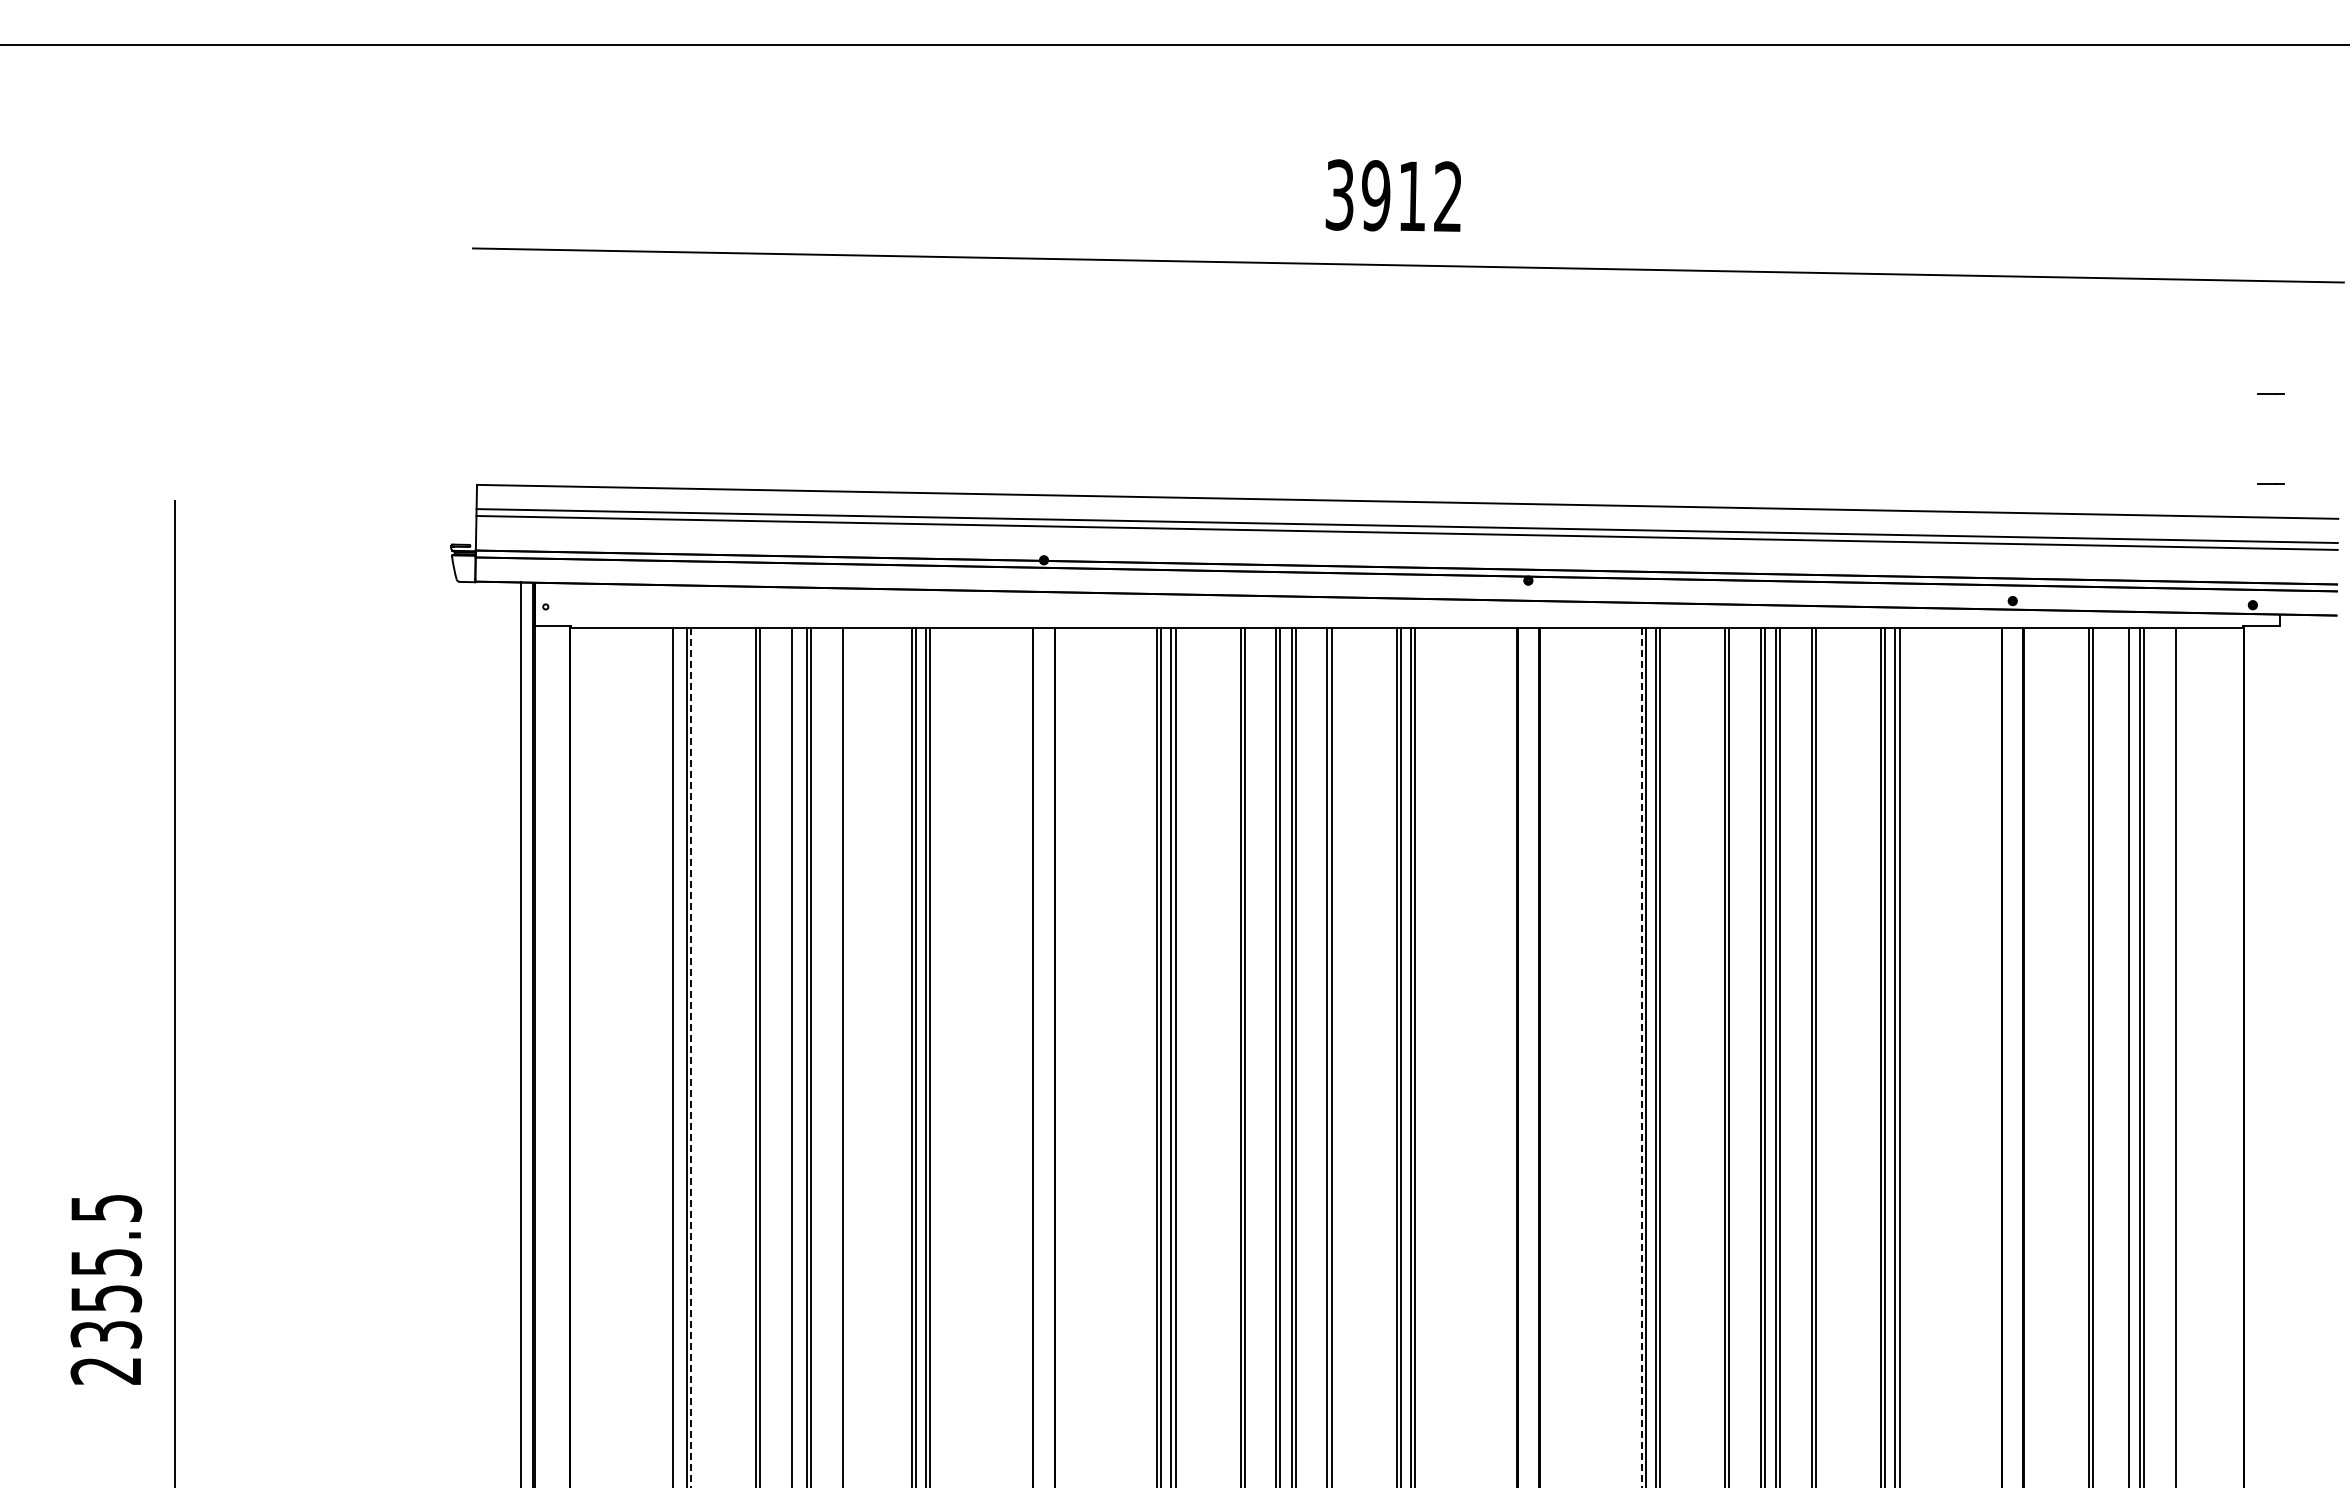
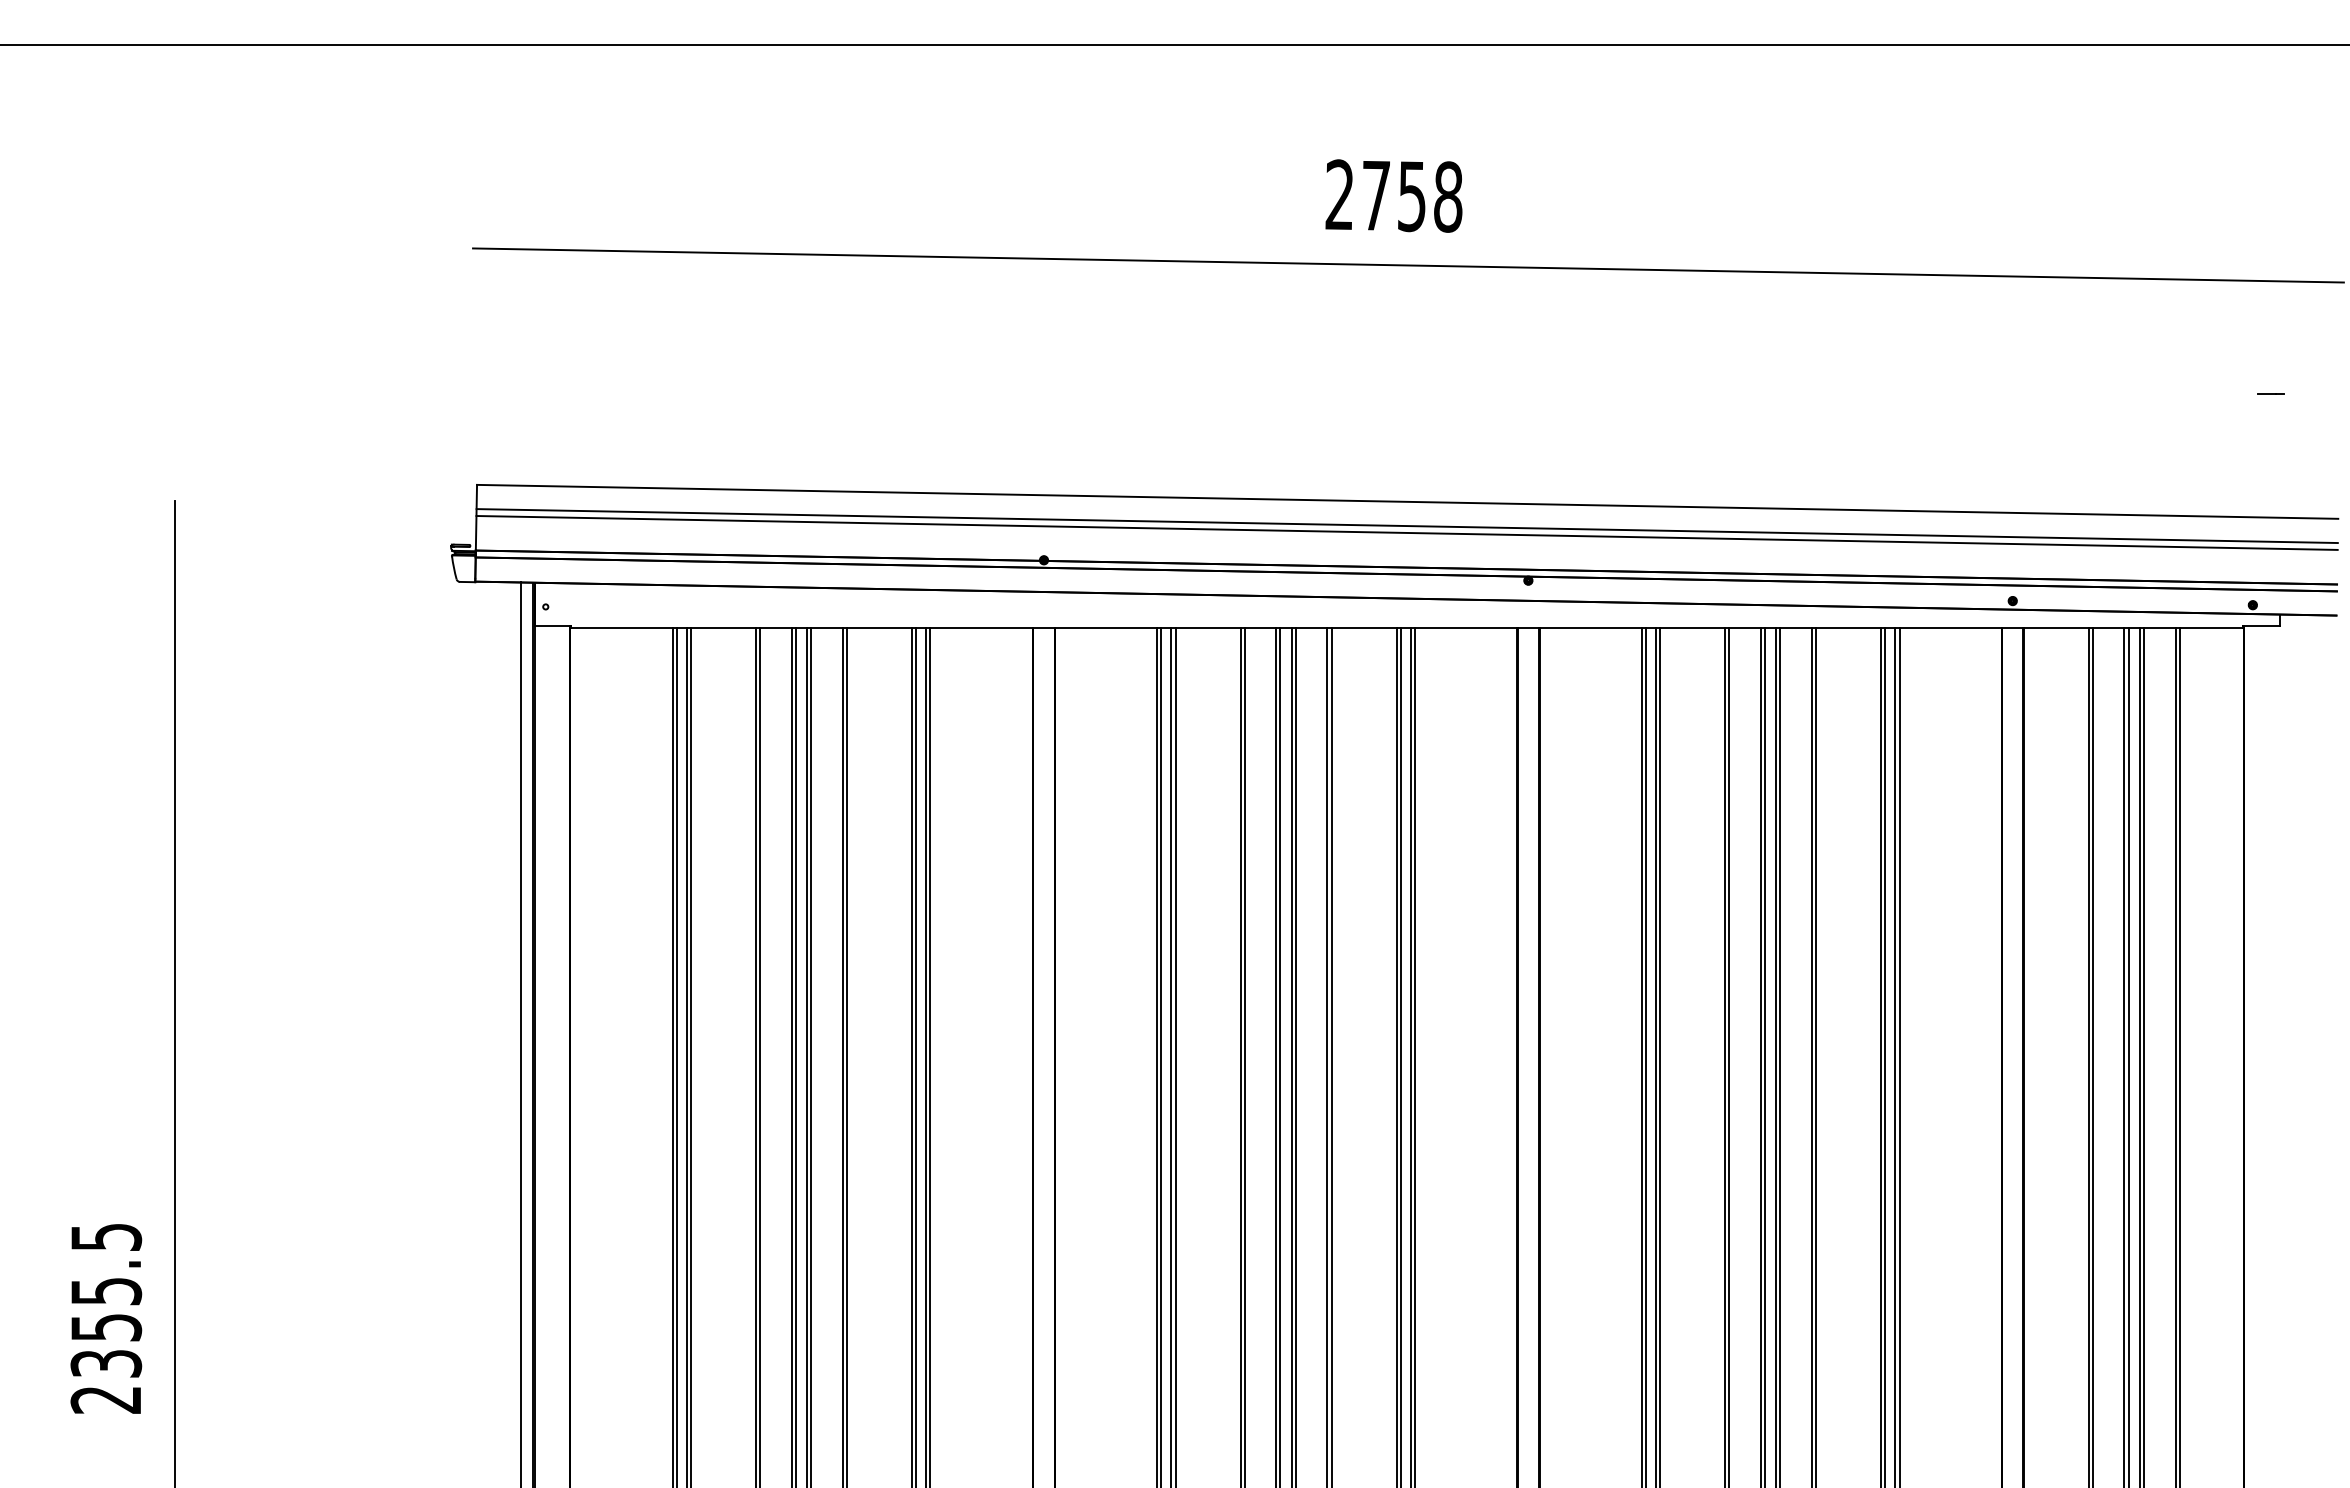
text: 3912 -> 2758 (1393, 195)
line: present -> none (2270, 483)
line: none -> present (676, 1055)
line: none -> present (795, 1055)
line: none -> present (846, 1055)
line: none -> present (2124, 1055)
line: none -> present (2179, 1055)
line: dashed -> solid (691, 1057)
line: dashed -> solid (1641, 1057)
text position: (106, 1289) -> (106, 1318) (106, 1318)
